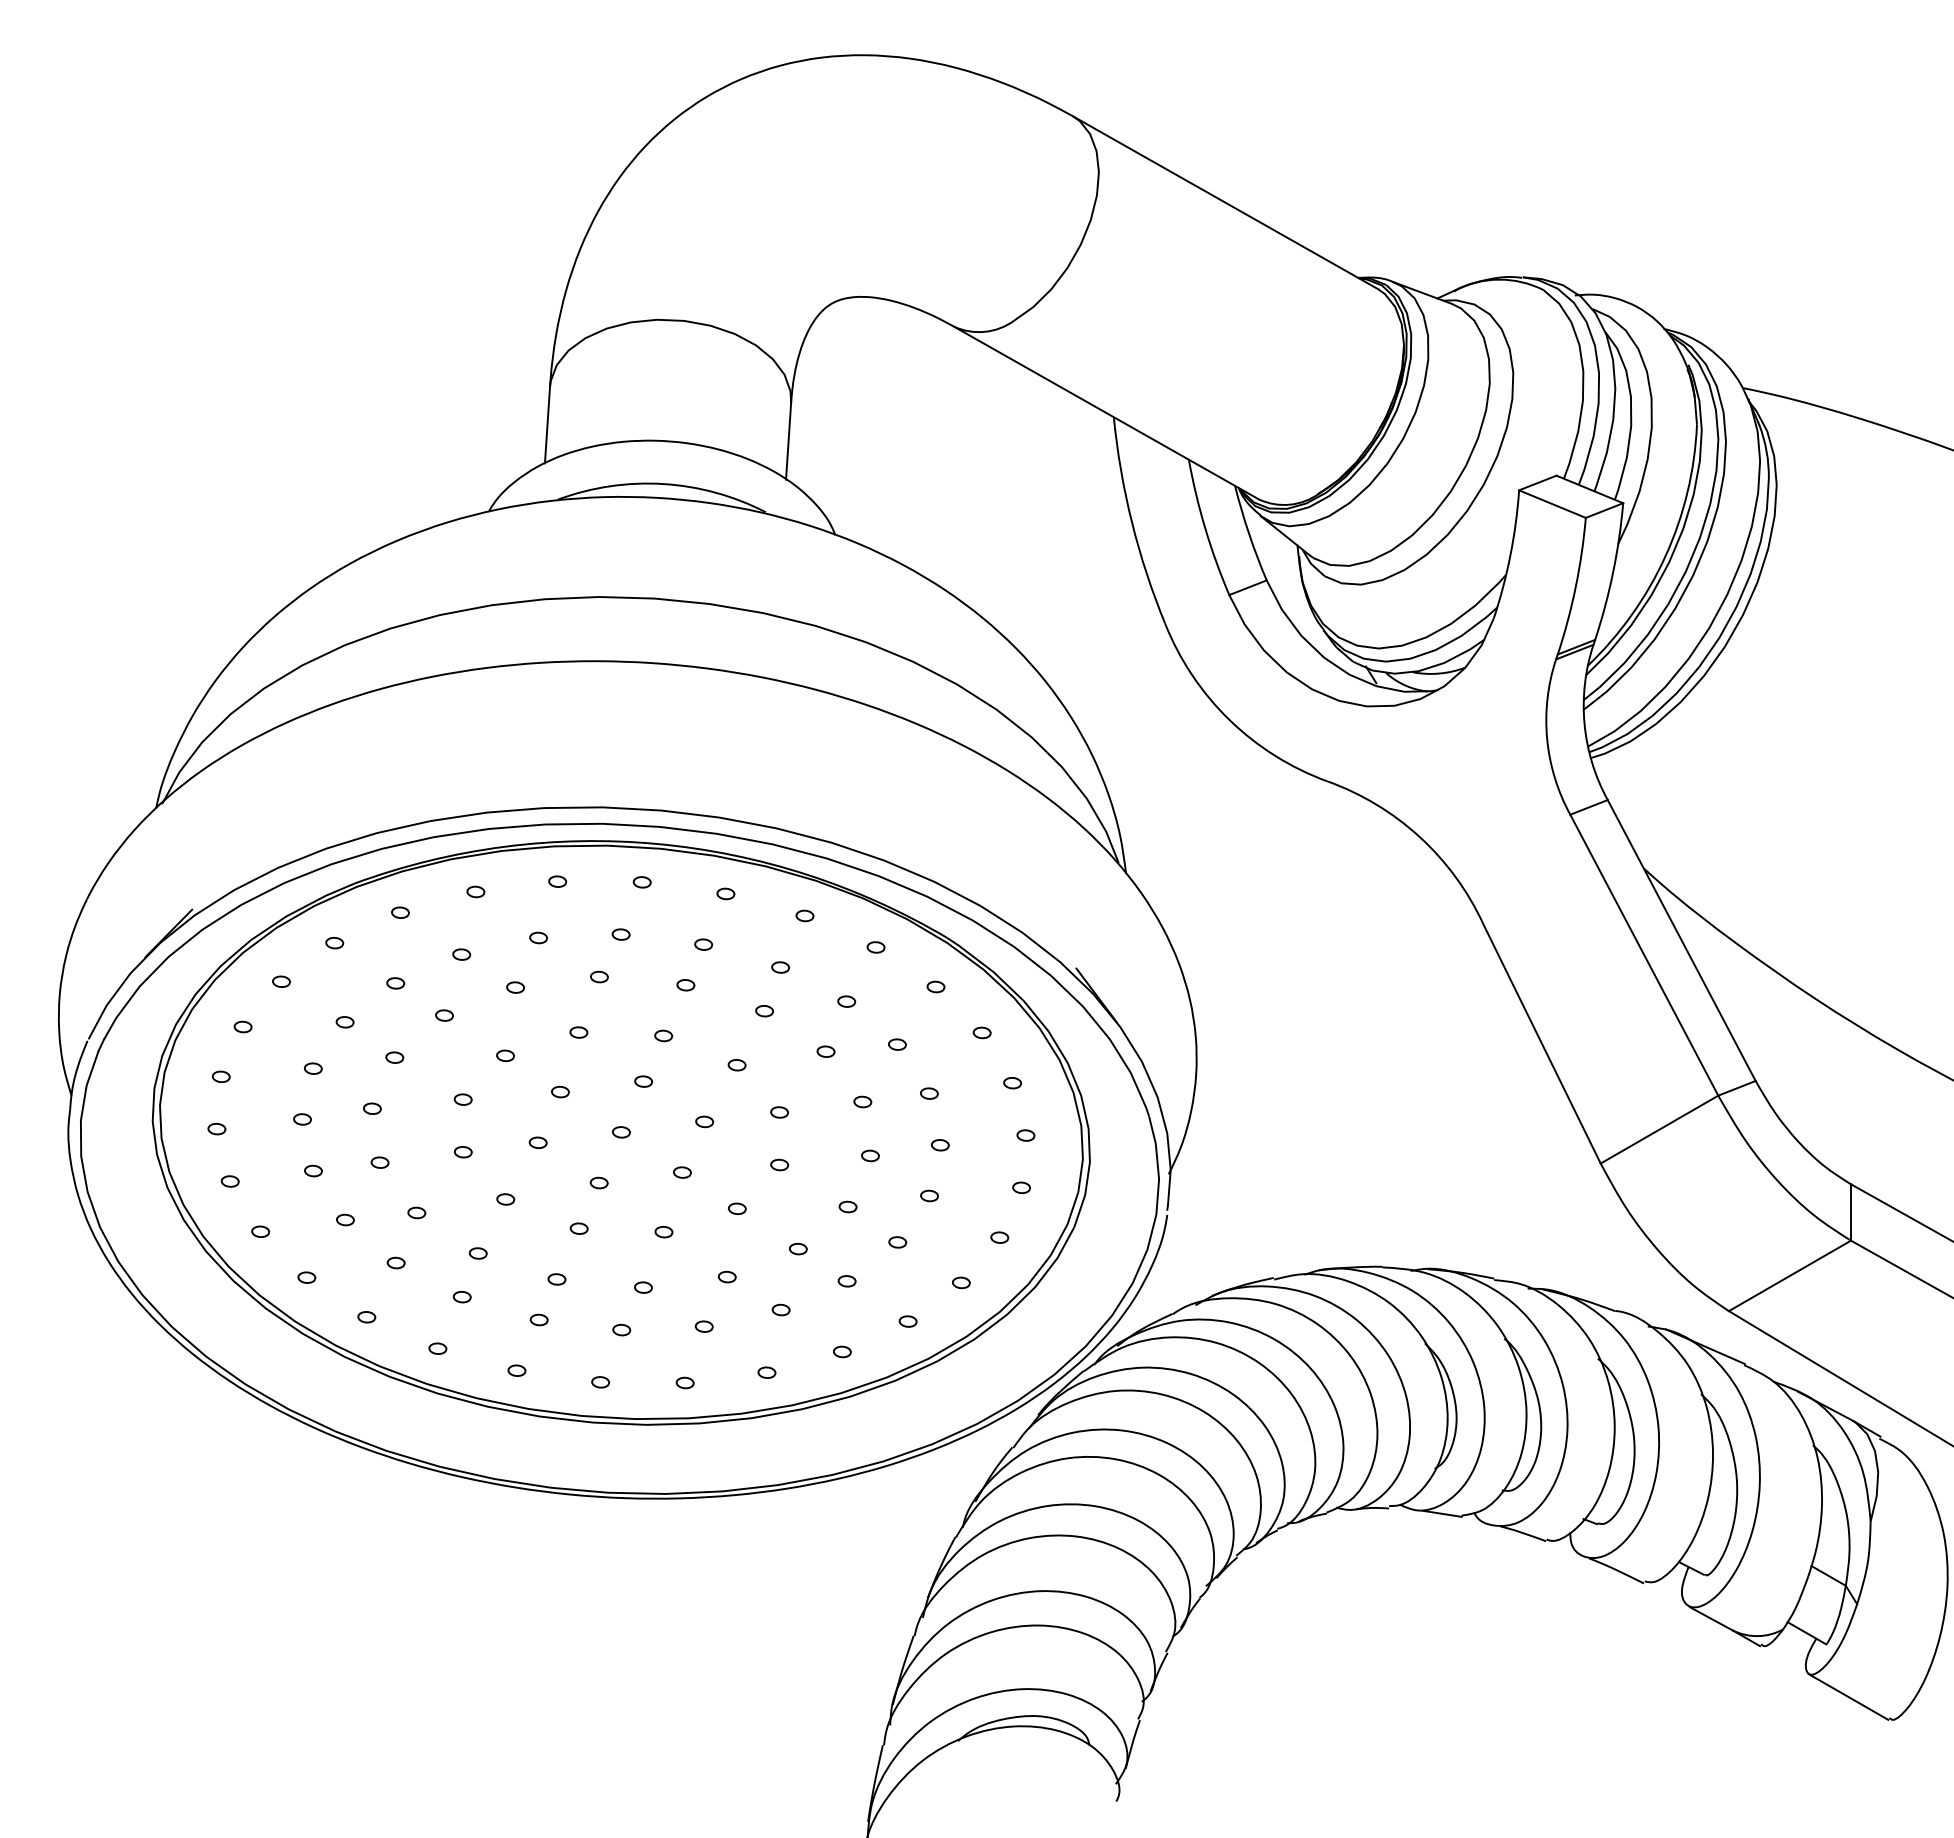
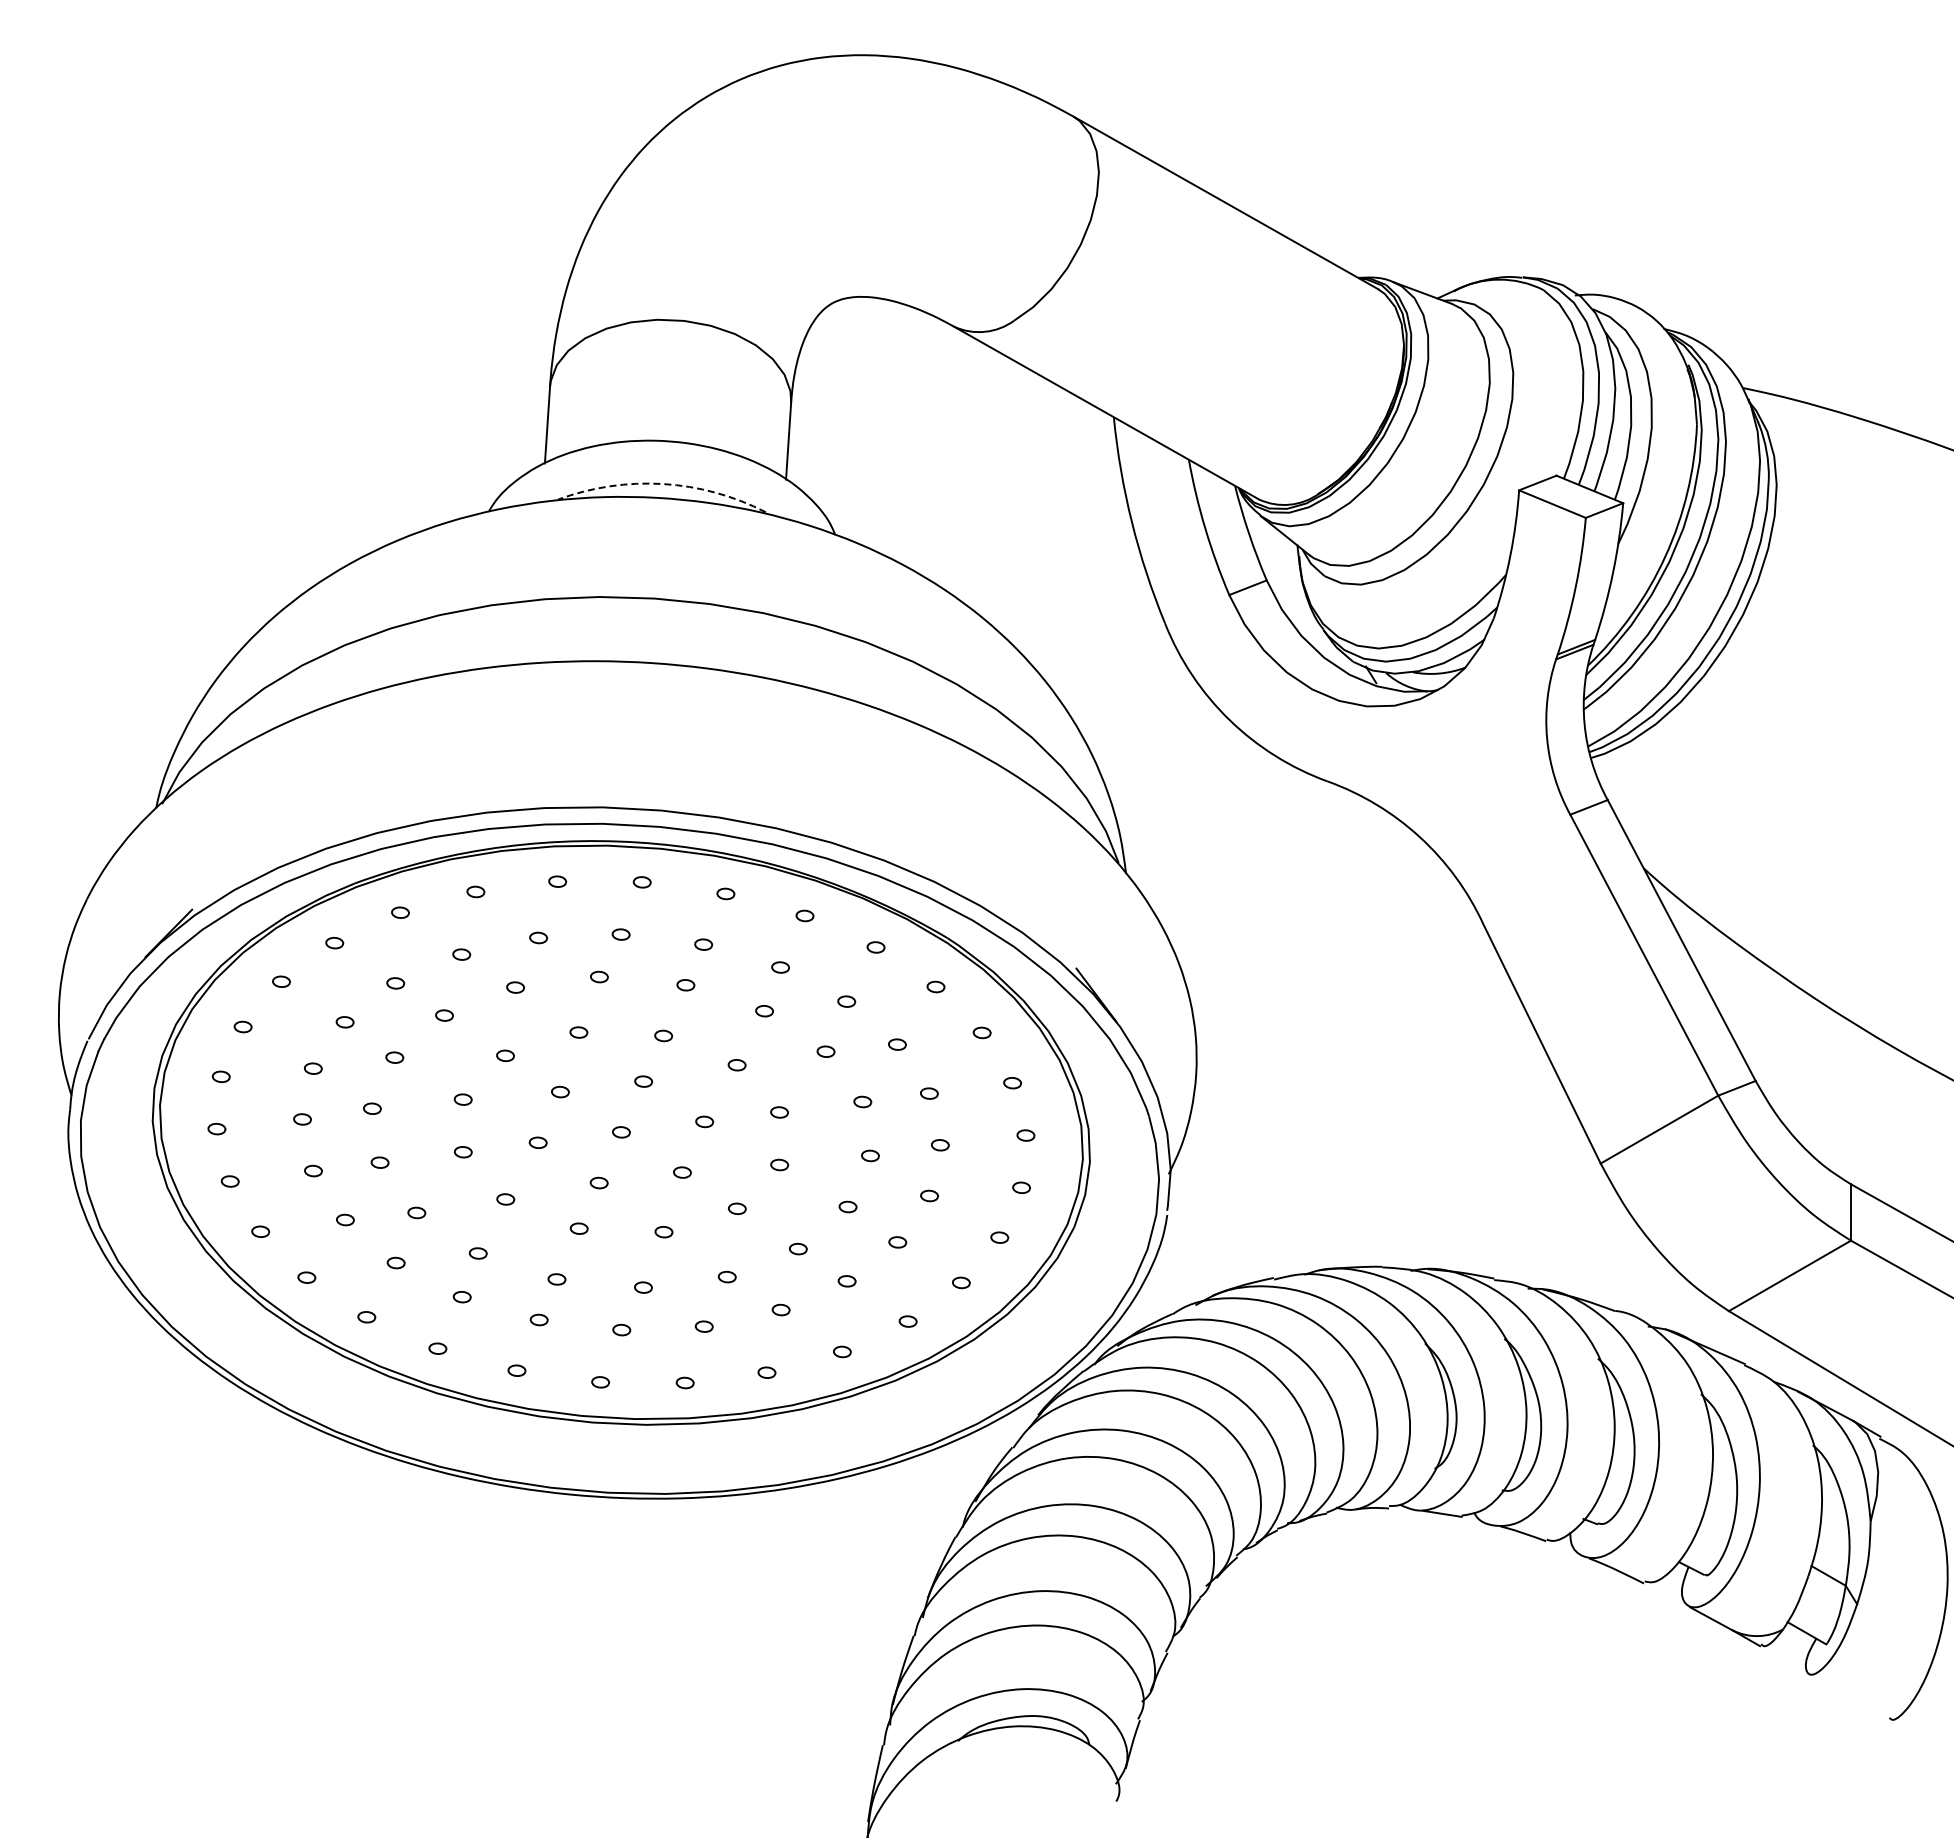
arc: solid -> dashed (663, 484)
line: present -> none (1848, 1696)
